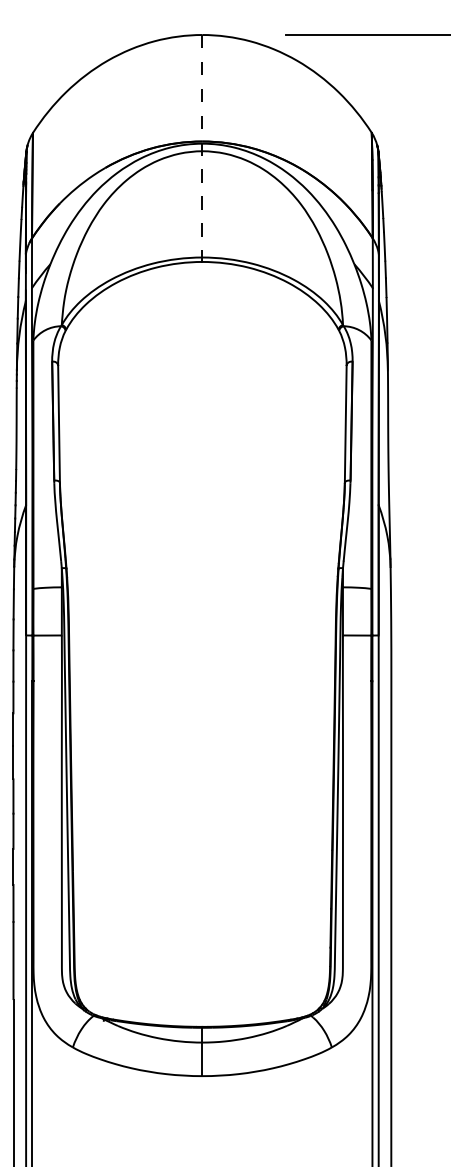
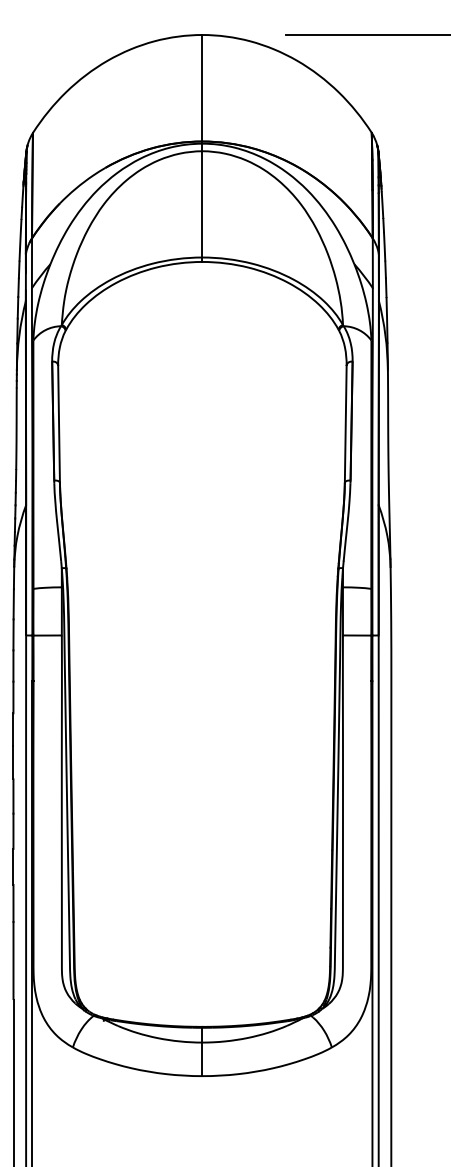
line: dashed -> solid (202, 146)
